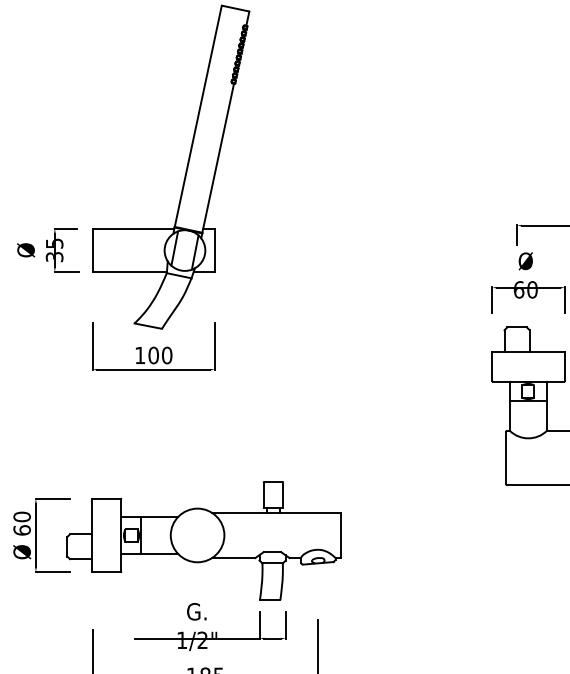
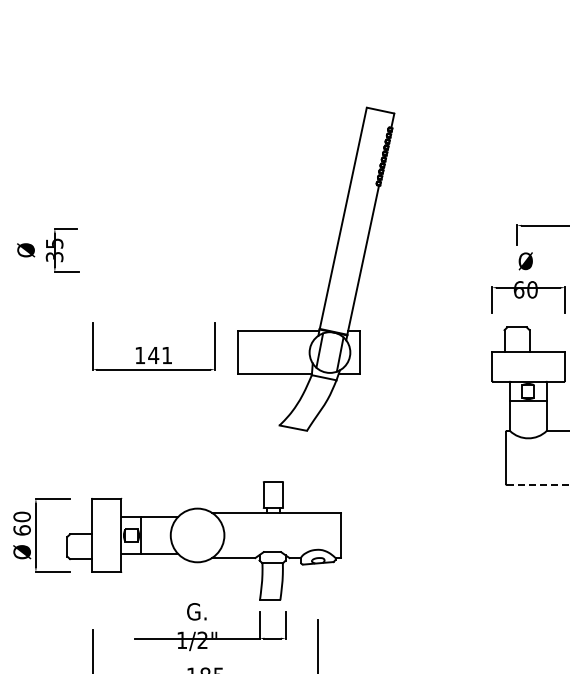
part position: (185, 170) -> (330, 272) (330, 272)
text: 100 -> 141 (160, 355)
line: solid -> dashed (538, 485)
